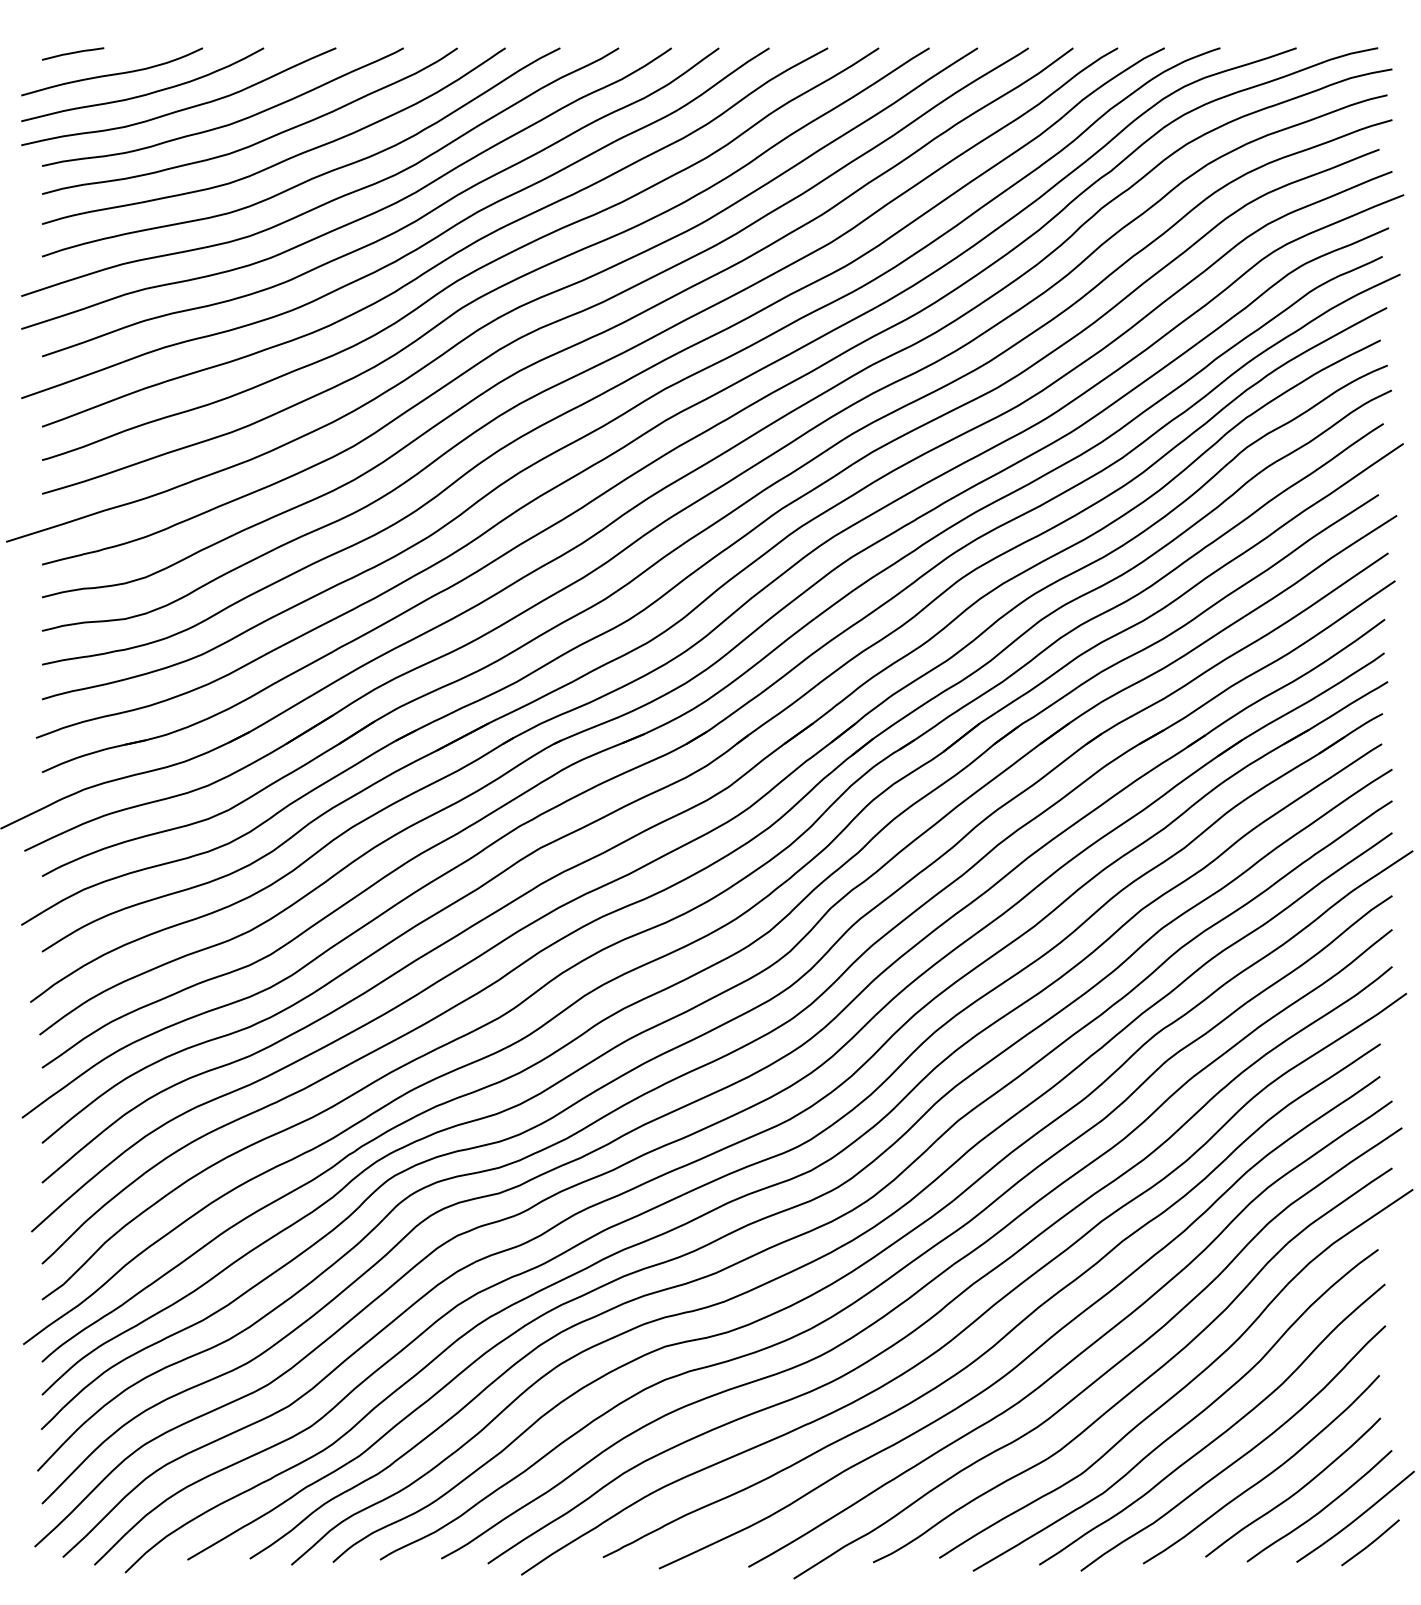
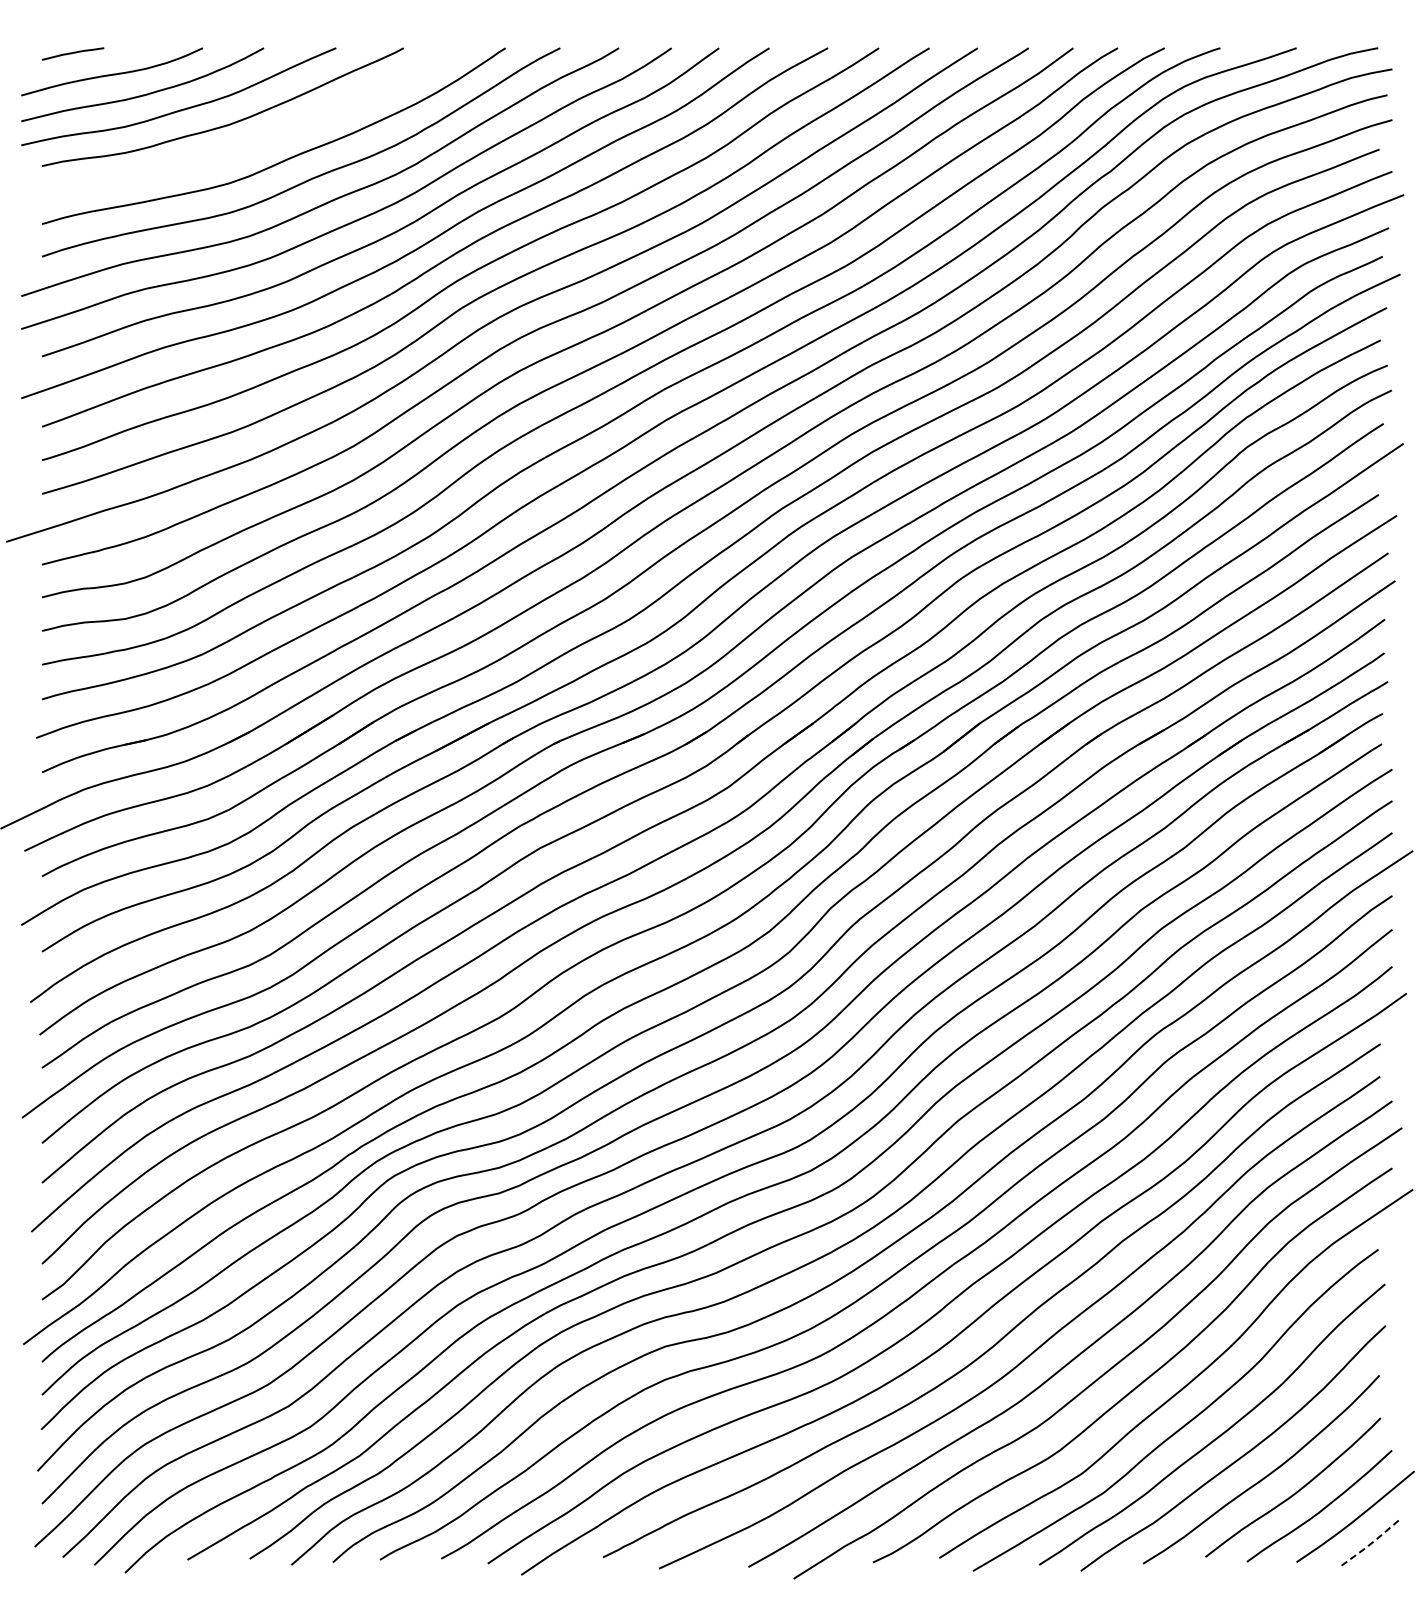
curve: present -> none (260, 140)
line: solid -> dashed (1371, 1543)
